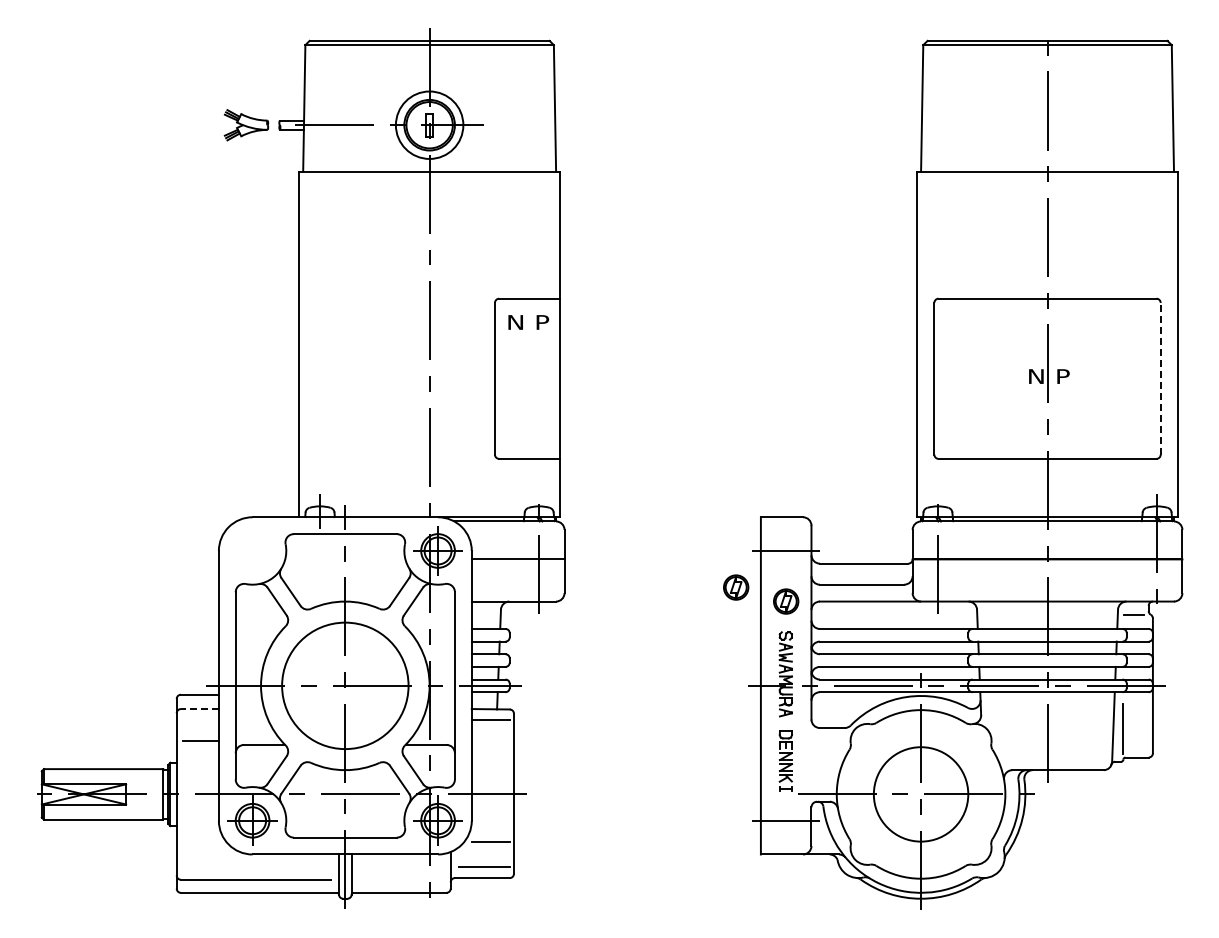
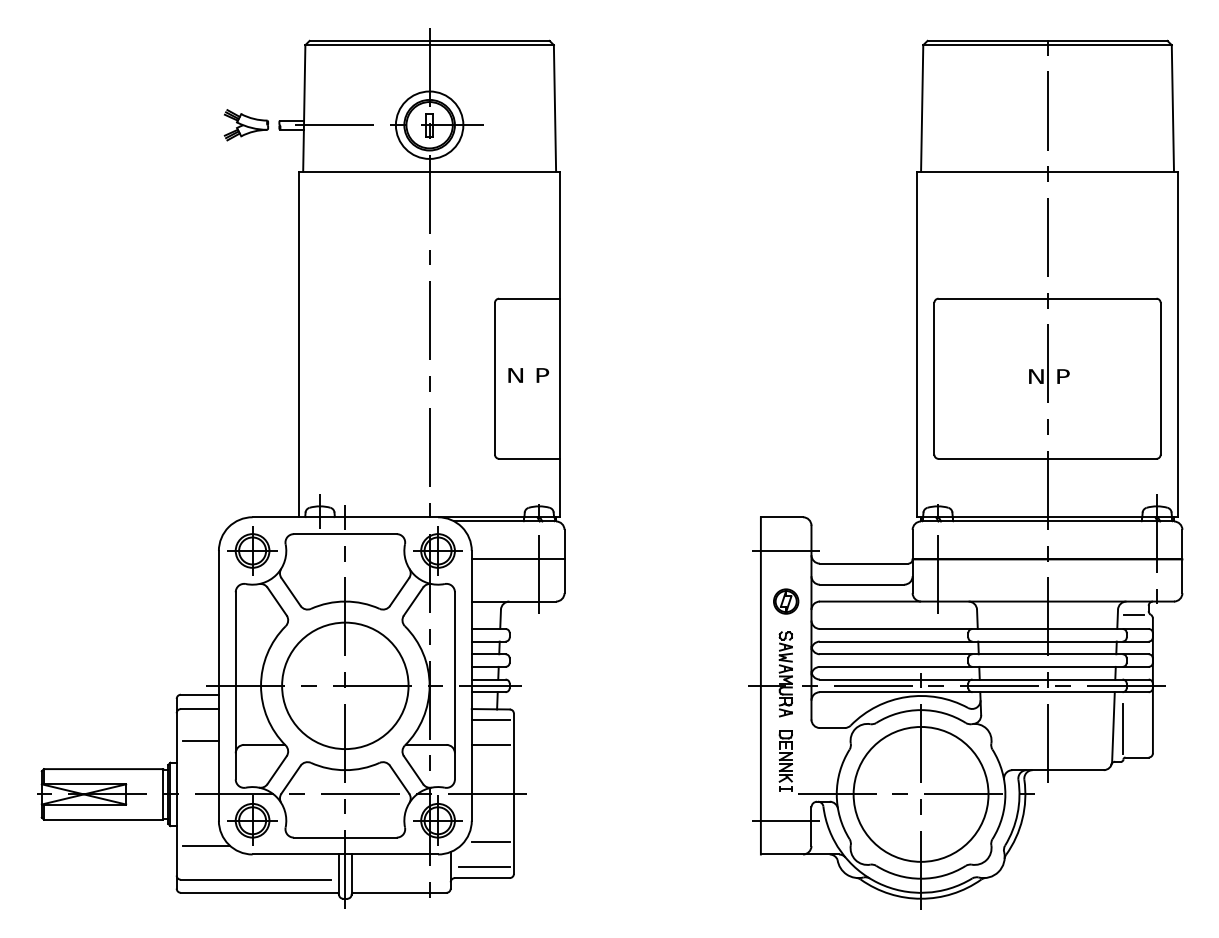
text position: (528, 322) -> (528, 375) (528, 375)
line: dashed -> solid (1160, 378)
part: none -> present (252, 550)
part: present -> none (736, 587)
line: dashed -> solid (199, 709)
line: none -> present (490, 744)
circle diameter: 94 px -> 135 px (920, 793)
line: none -> present (206, 846)
